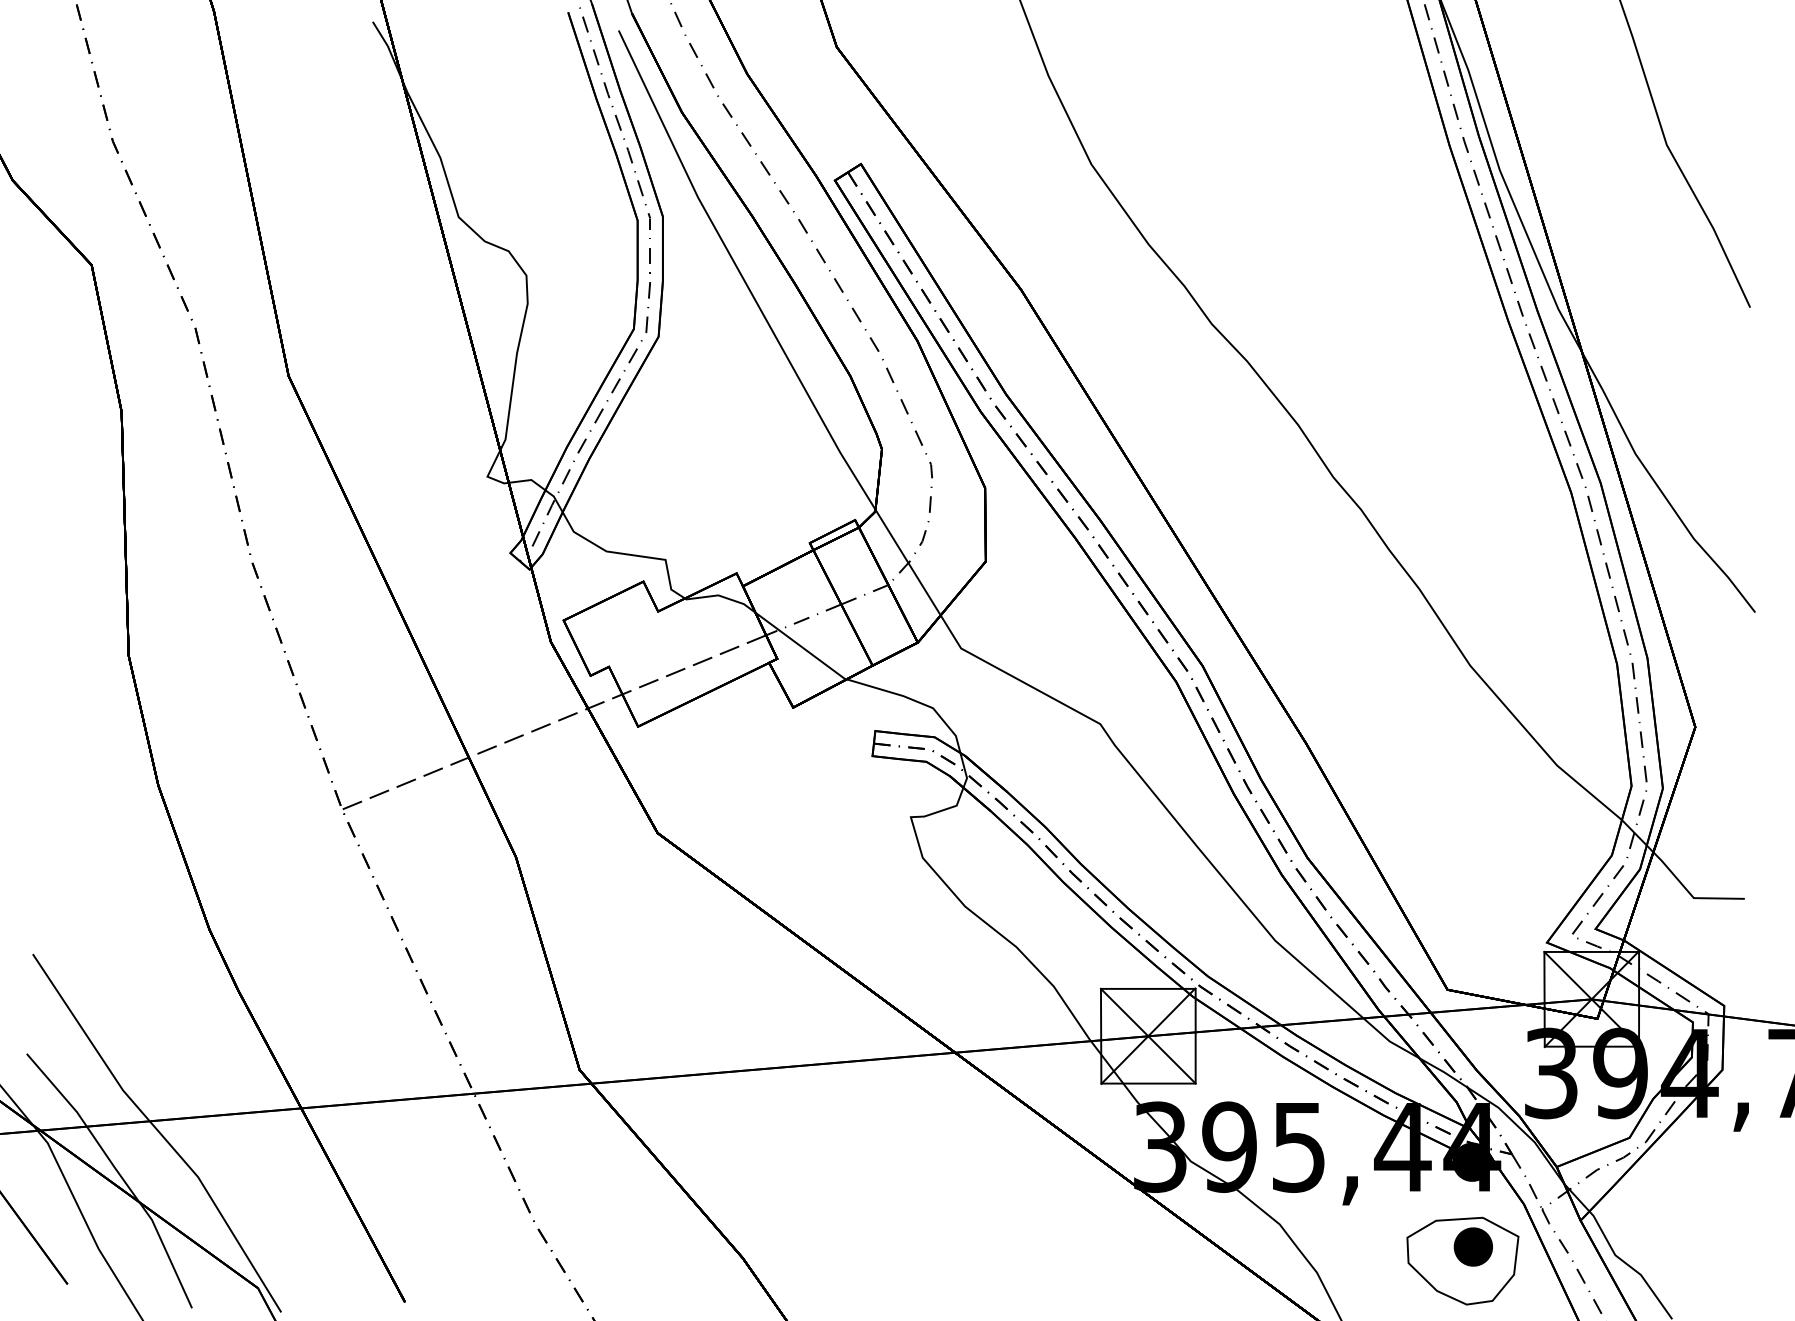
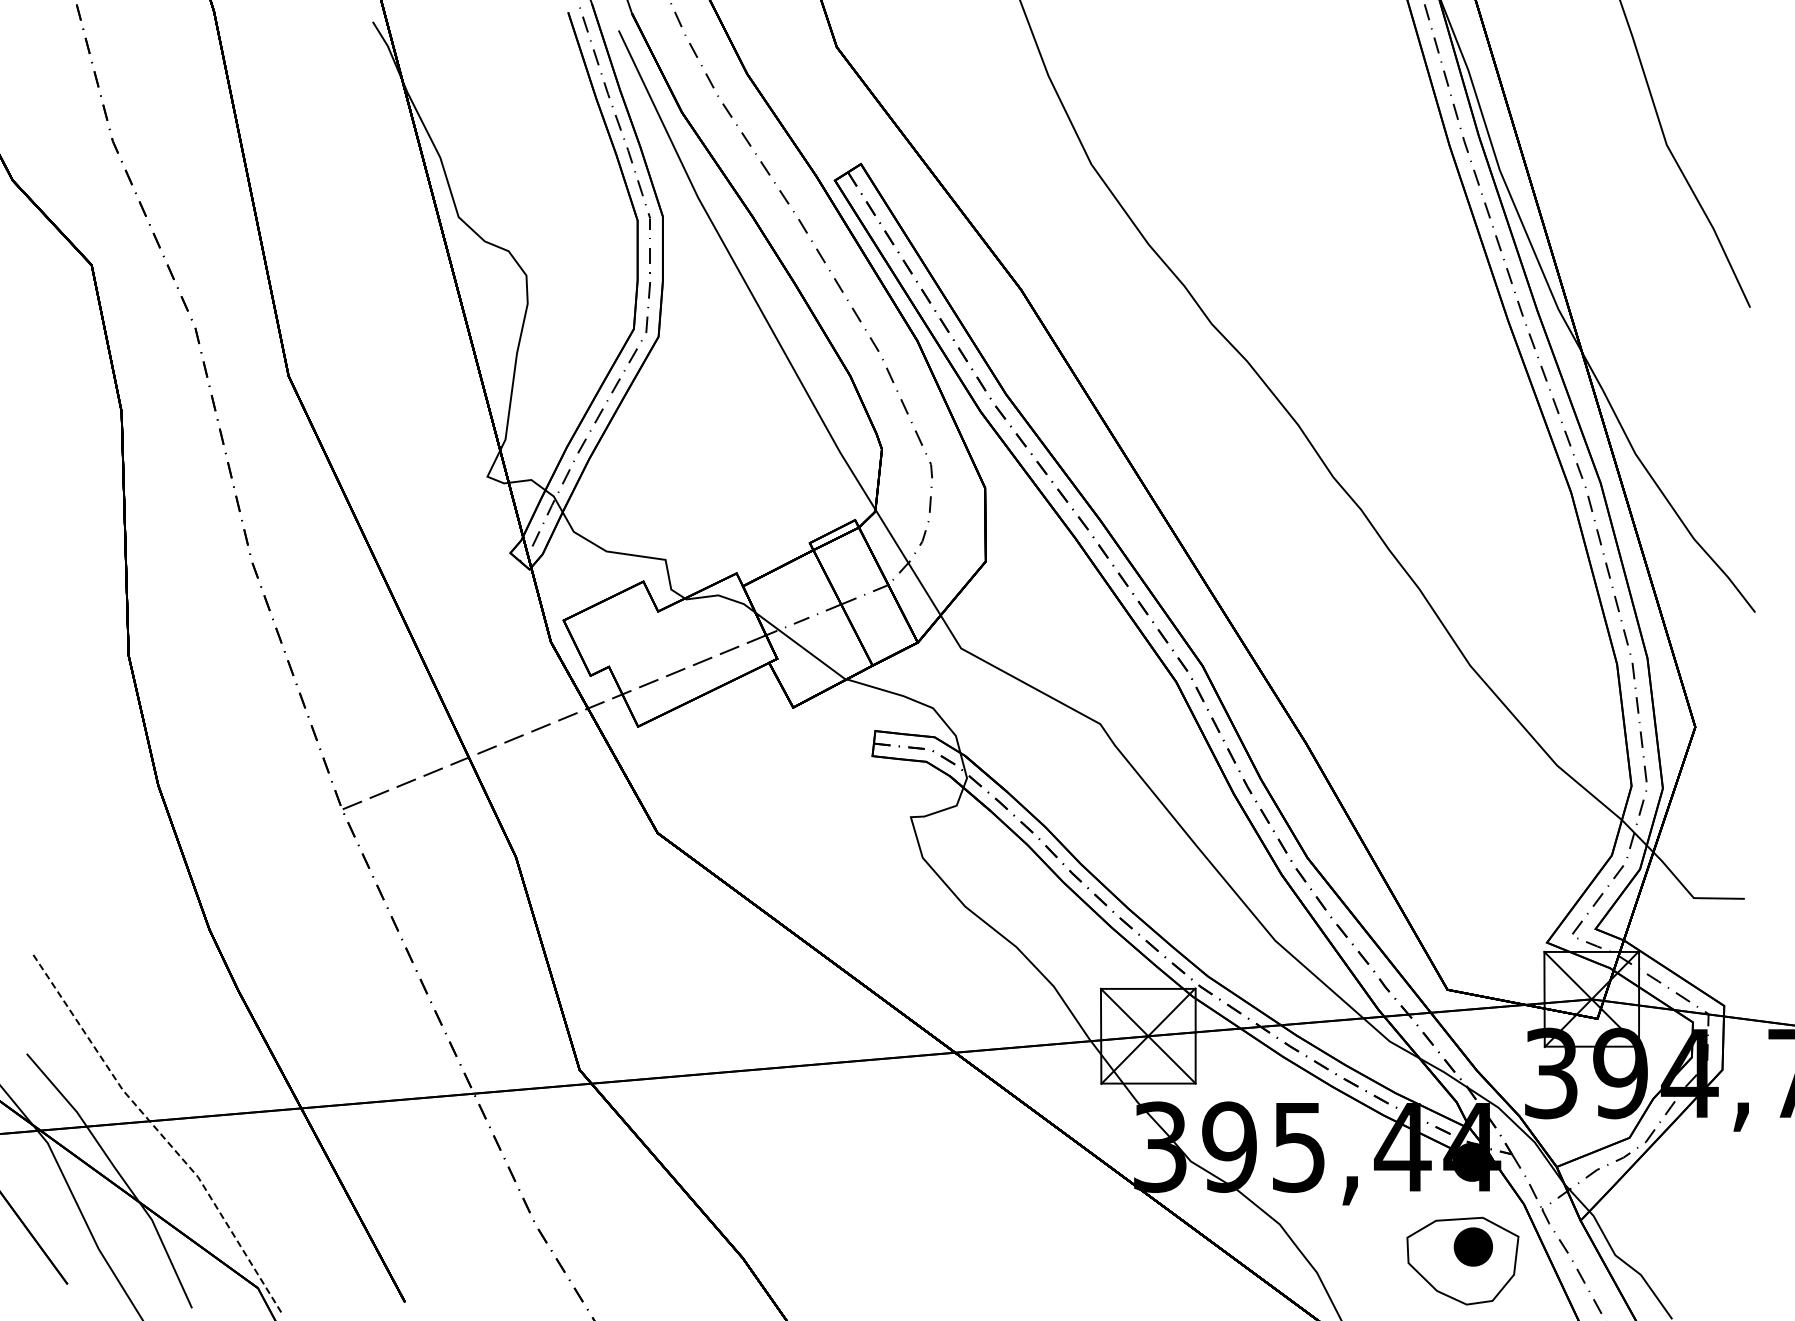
line: solid -> dashed (159, 1131)
